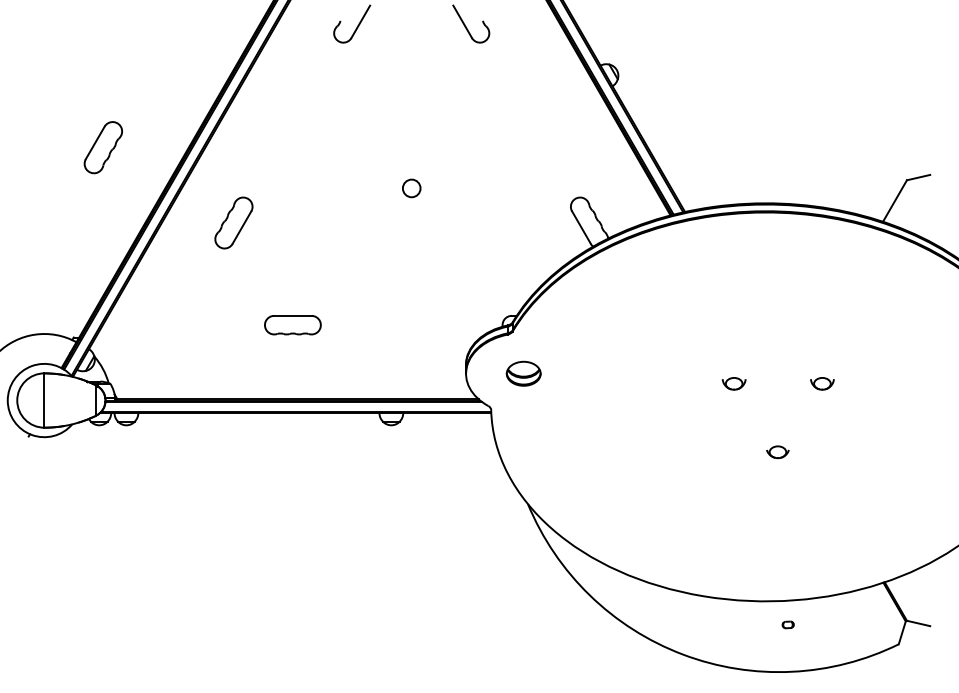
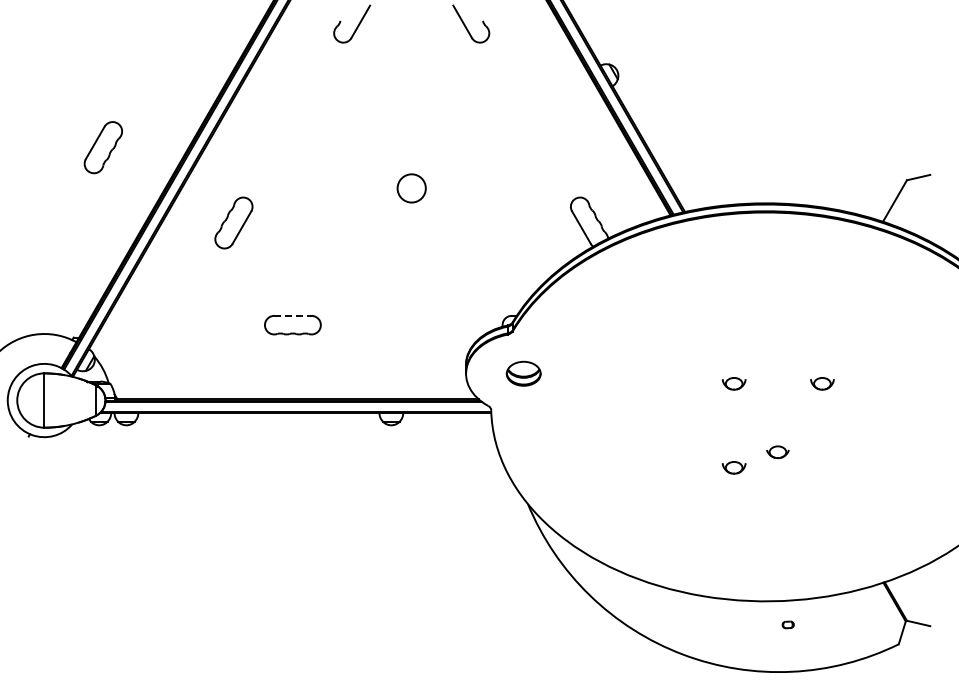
circle diameter: 18 px -> 28 px (411, 188)
line: solid -> dashed (292, 315)
part: none -> present (733, 467)
